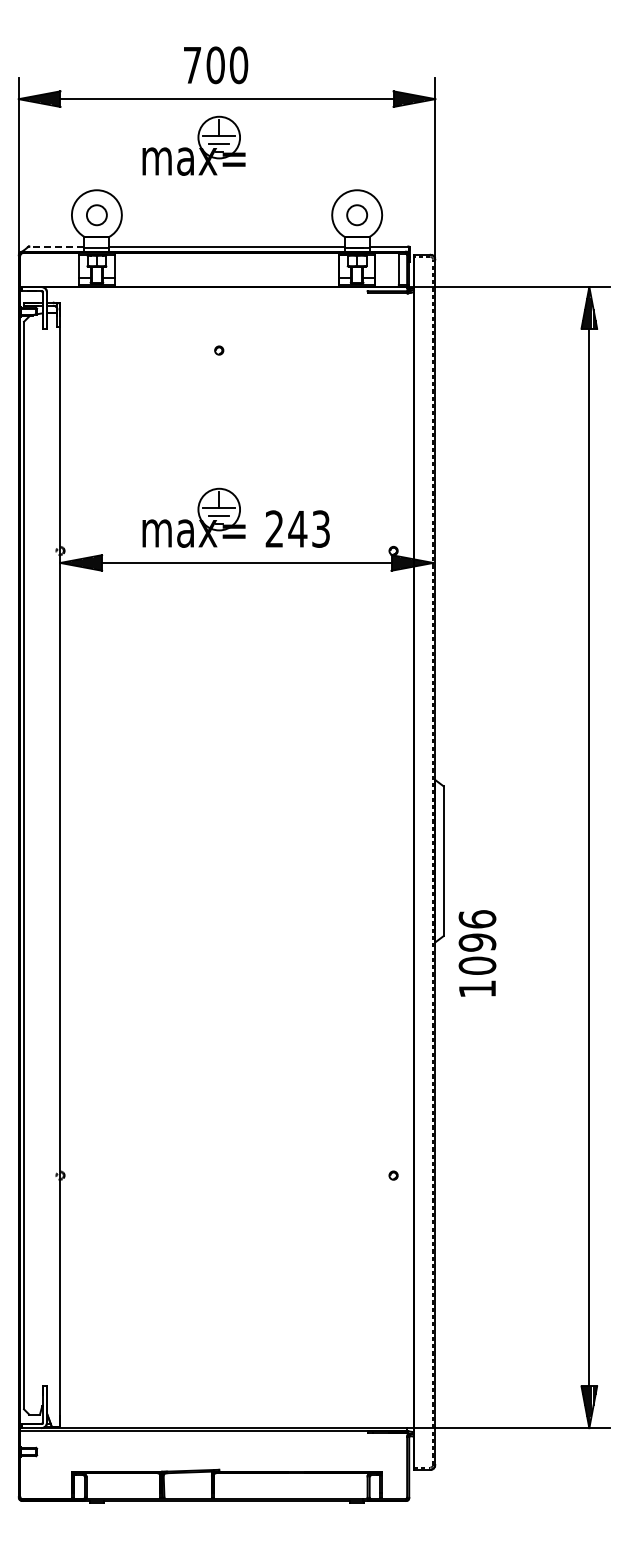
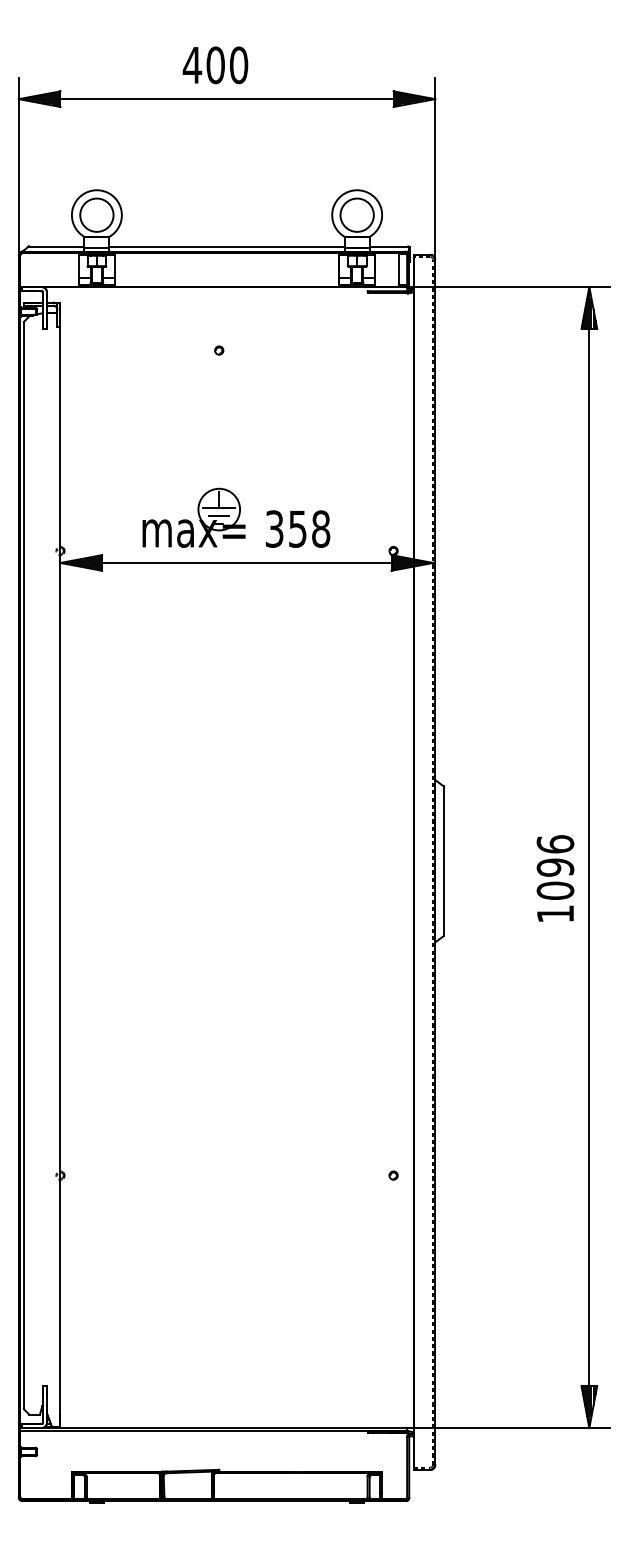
text: 700 -> 400 (192, 65)
part: present -> none (193, 145)
circle diameter: 20 px -> 33 px (96, 214)
circle diameter: 20 px -> 33 px (356, 214)
line: dashed -> solid (56, 246)
text: 243 -> 358 (297, 528)
text position: (477, 953) -> (555, 878) (555, 878)
